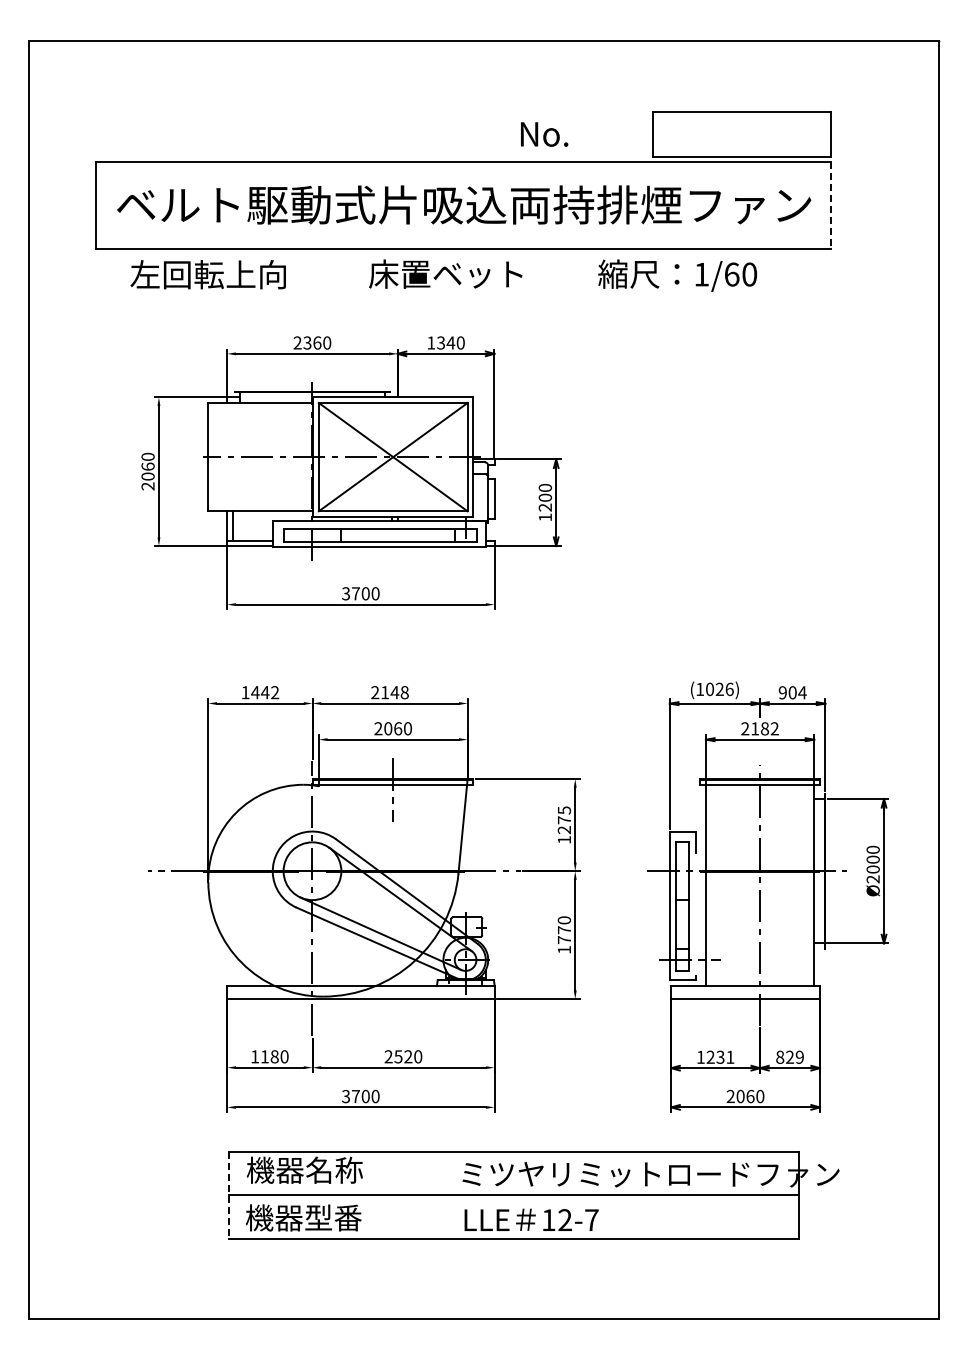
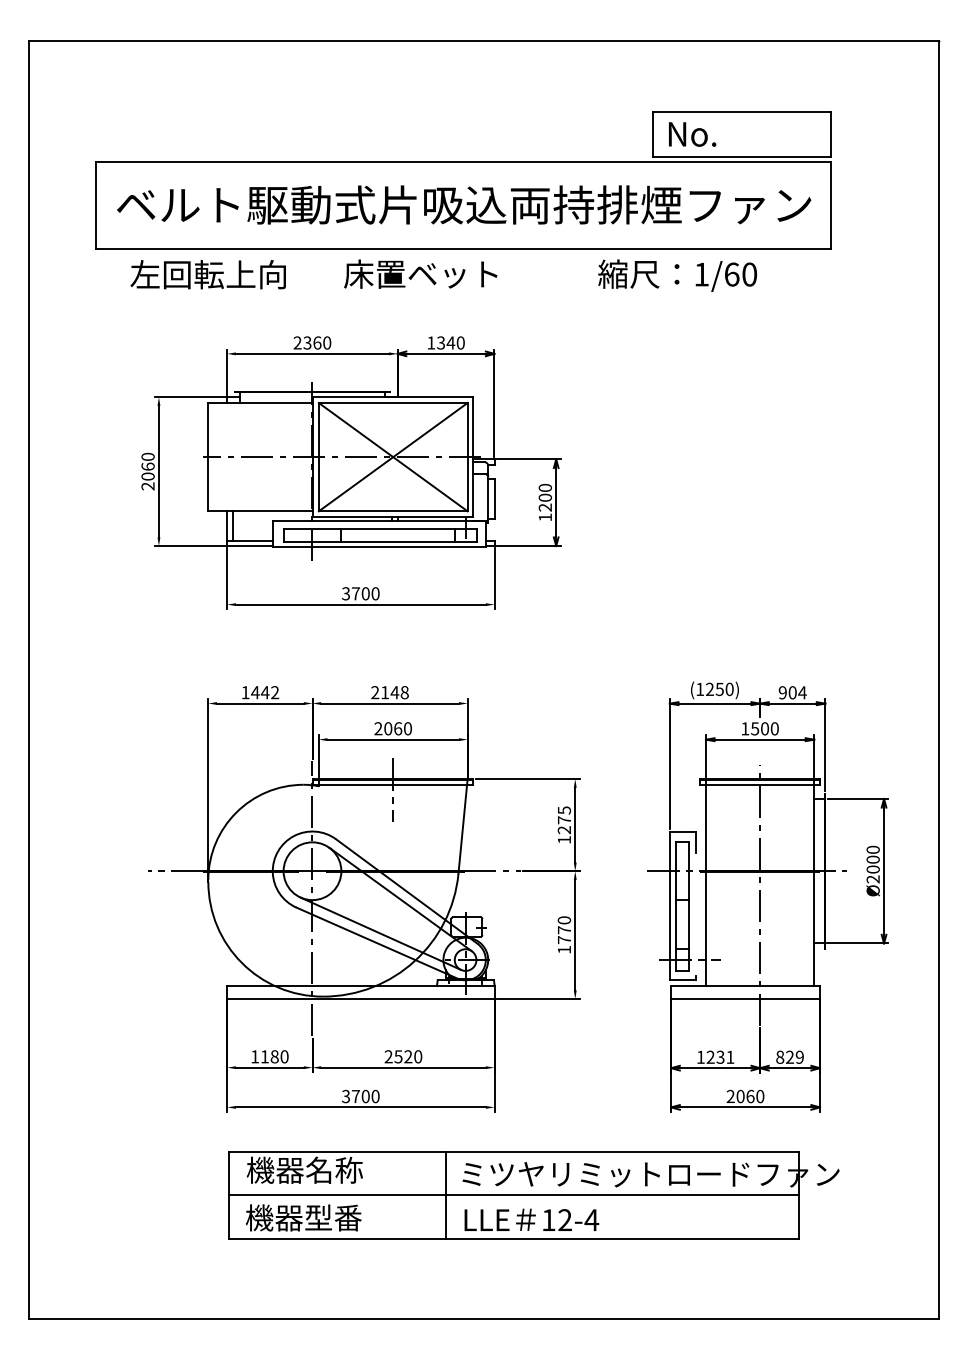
text position: (544, 134) -> (692, 134) (692, 134)
line: dashed -> solid (830, 206)
text position: (445, 273) -> (420, 273) (420, 273)
text: (1026) -> (1250) (719, 689)
text: 2182 -> 1500 (759, 728)
line: none -> present (445, 1194)
line: dashed -> solid (229, 1195)
text: 12-7 -> 12-4 (591, 1219)
